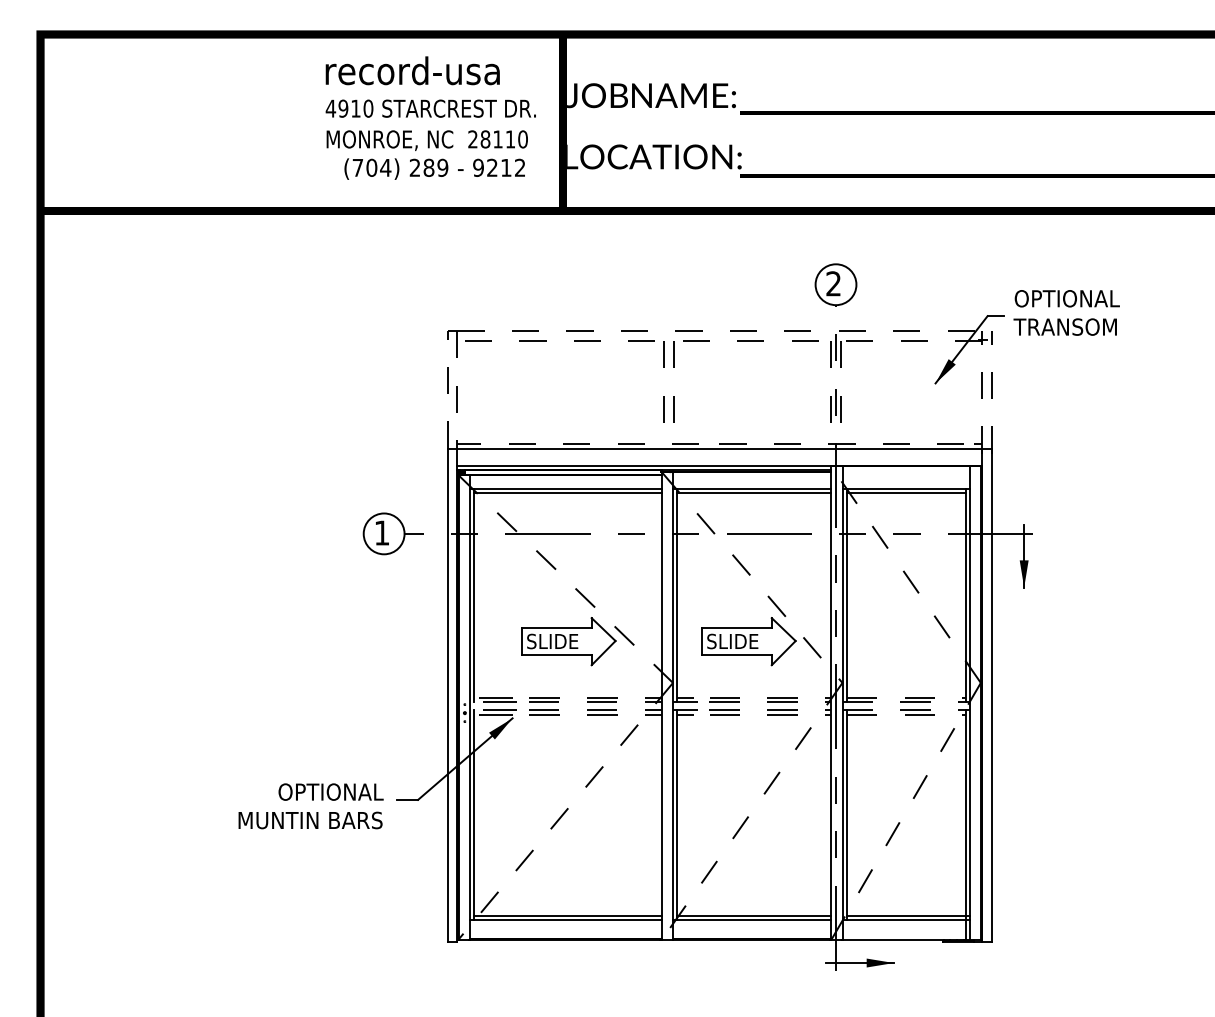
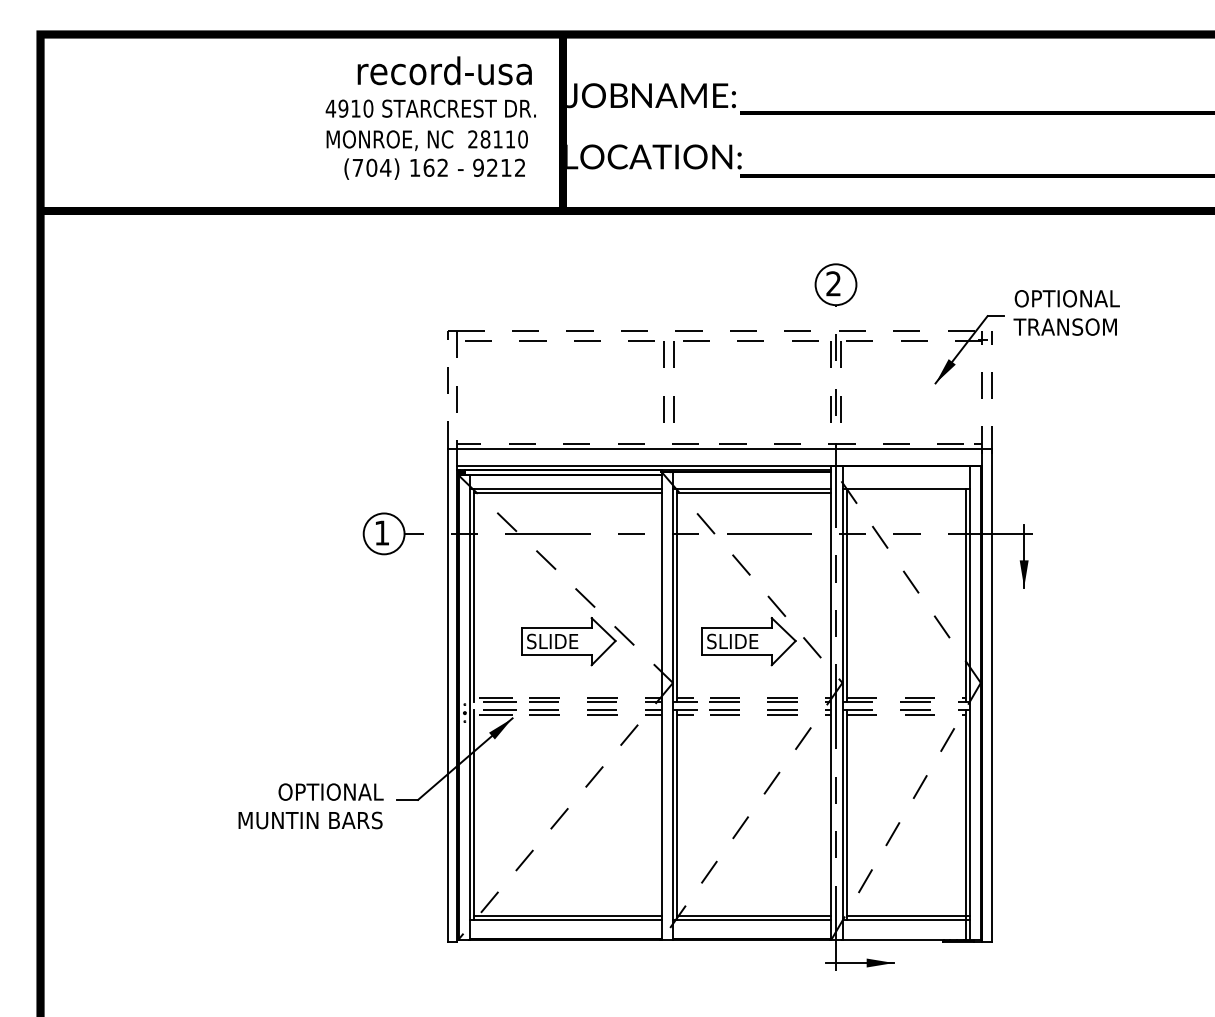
text position: (412, 70) -> (444, 70) (444, 70)
text: 289 -> 162 (428, 167)
line: present -> none (905, 493)
